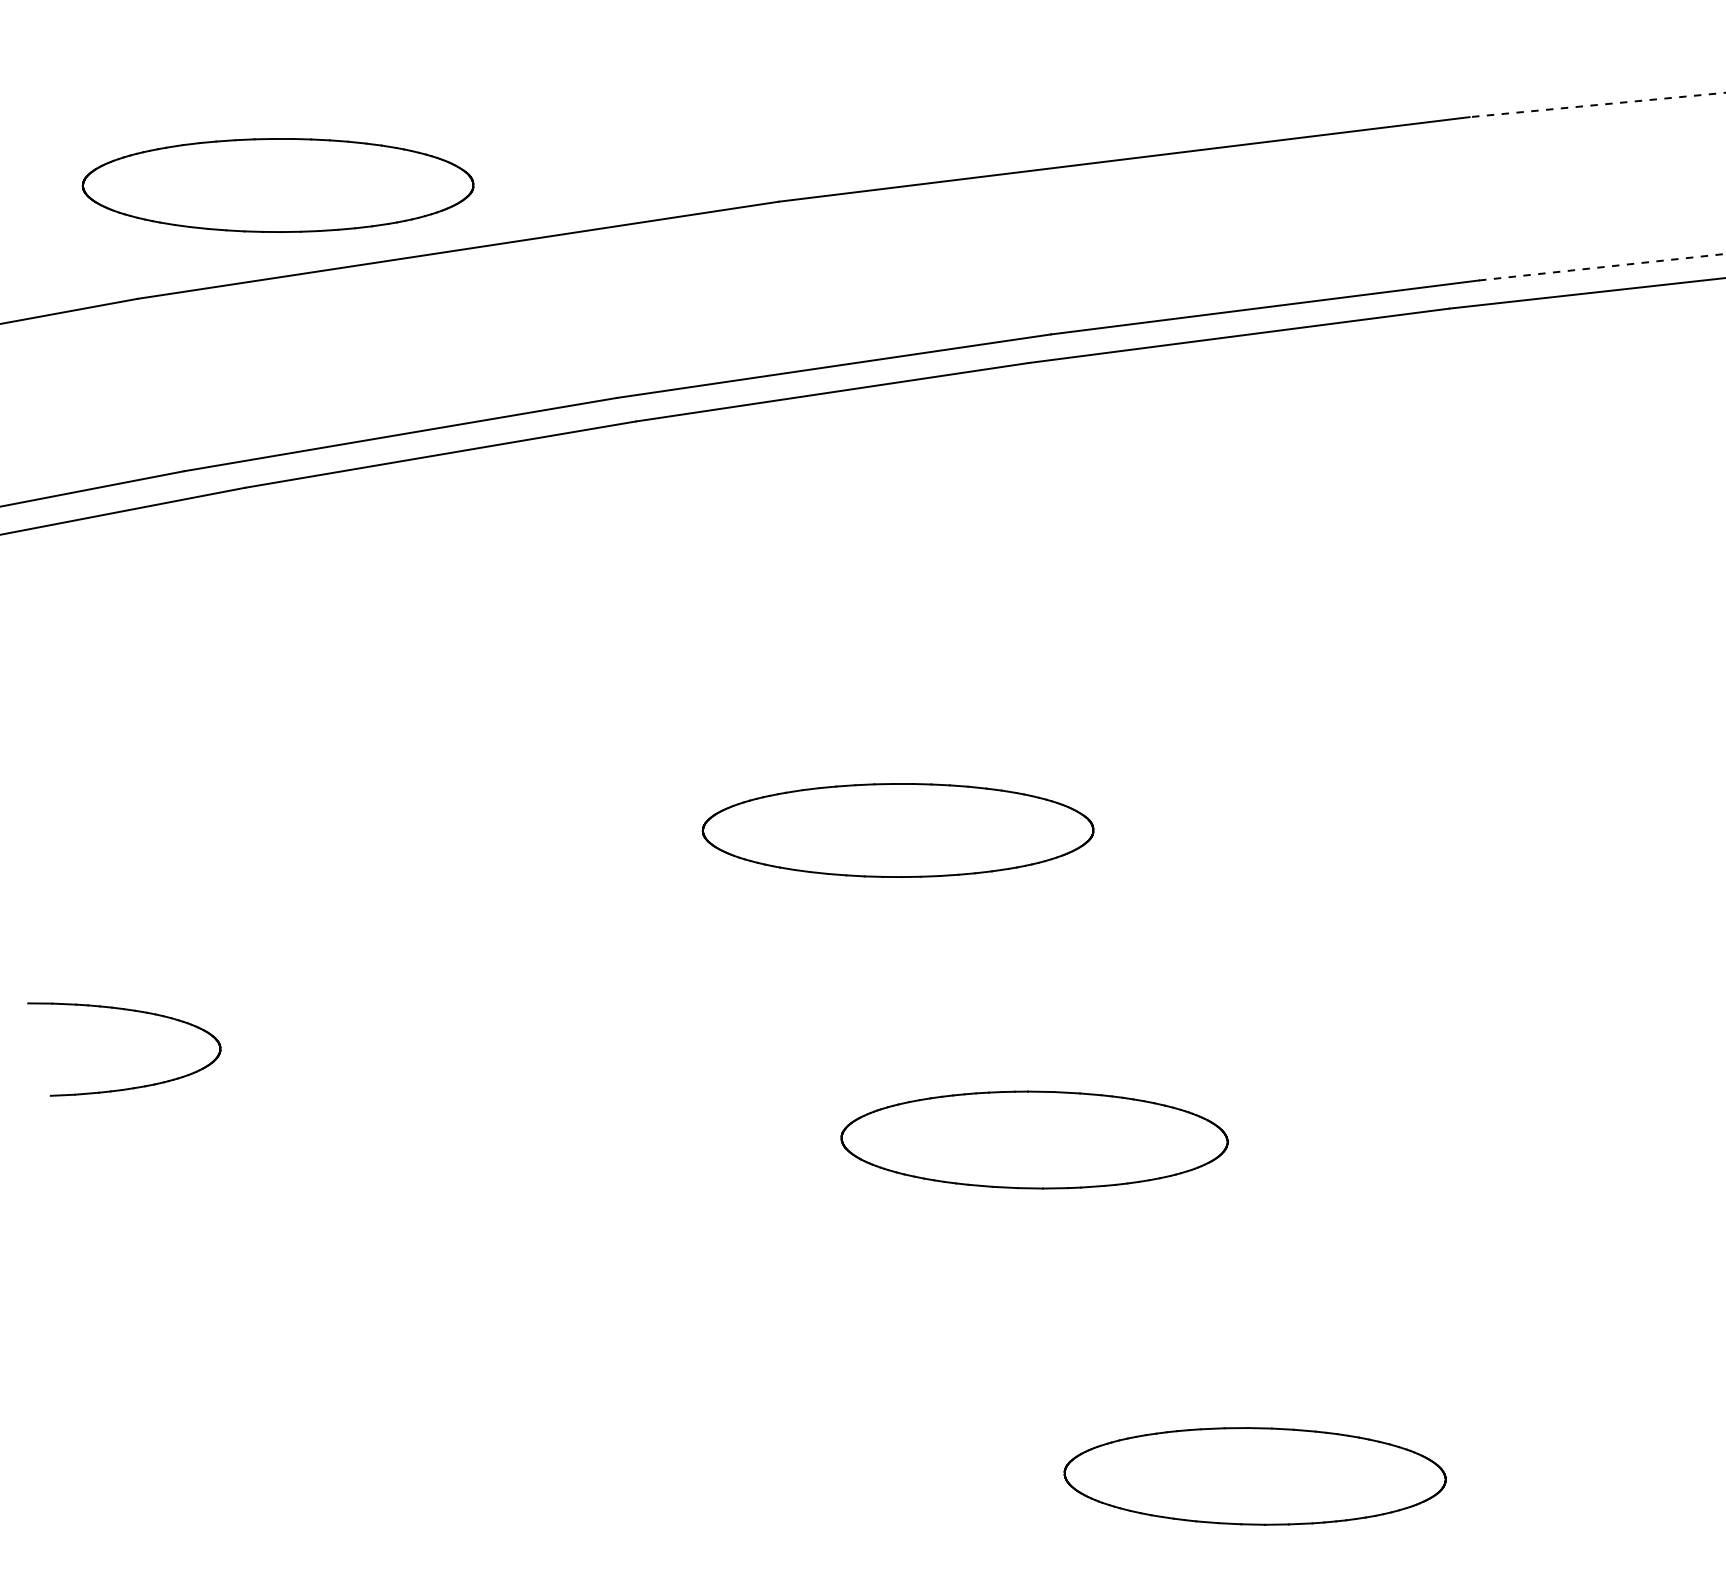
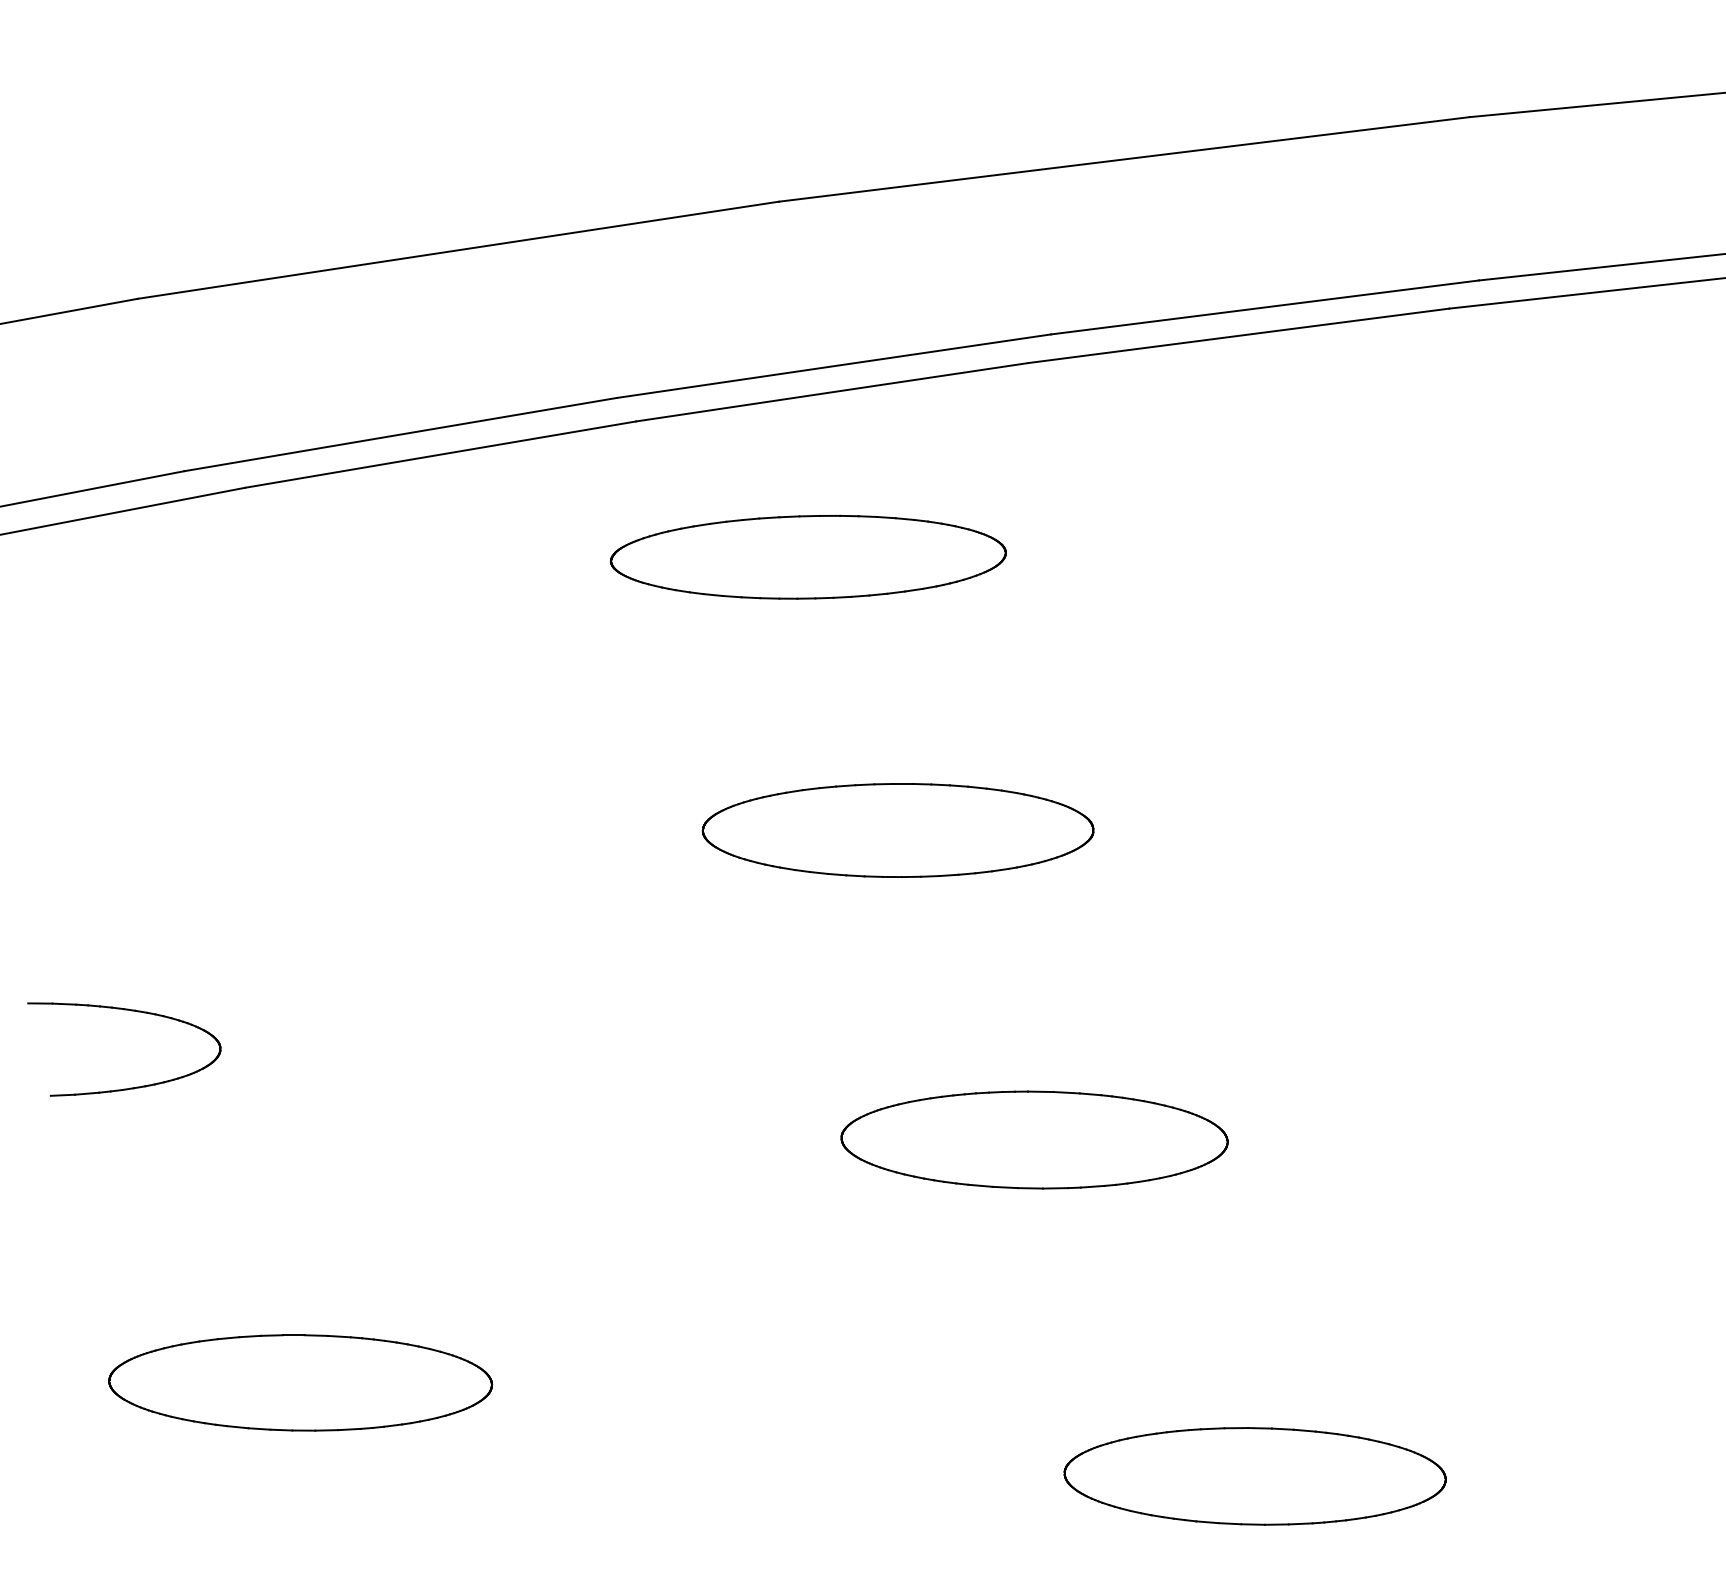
line: dashed -> solid (1596, 105)
part: present -> none (277, 185)
line: dashed -> solid (1602, 267)
part: none -> present (808, 556)
part: none -> present (300, 1382)
